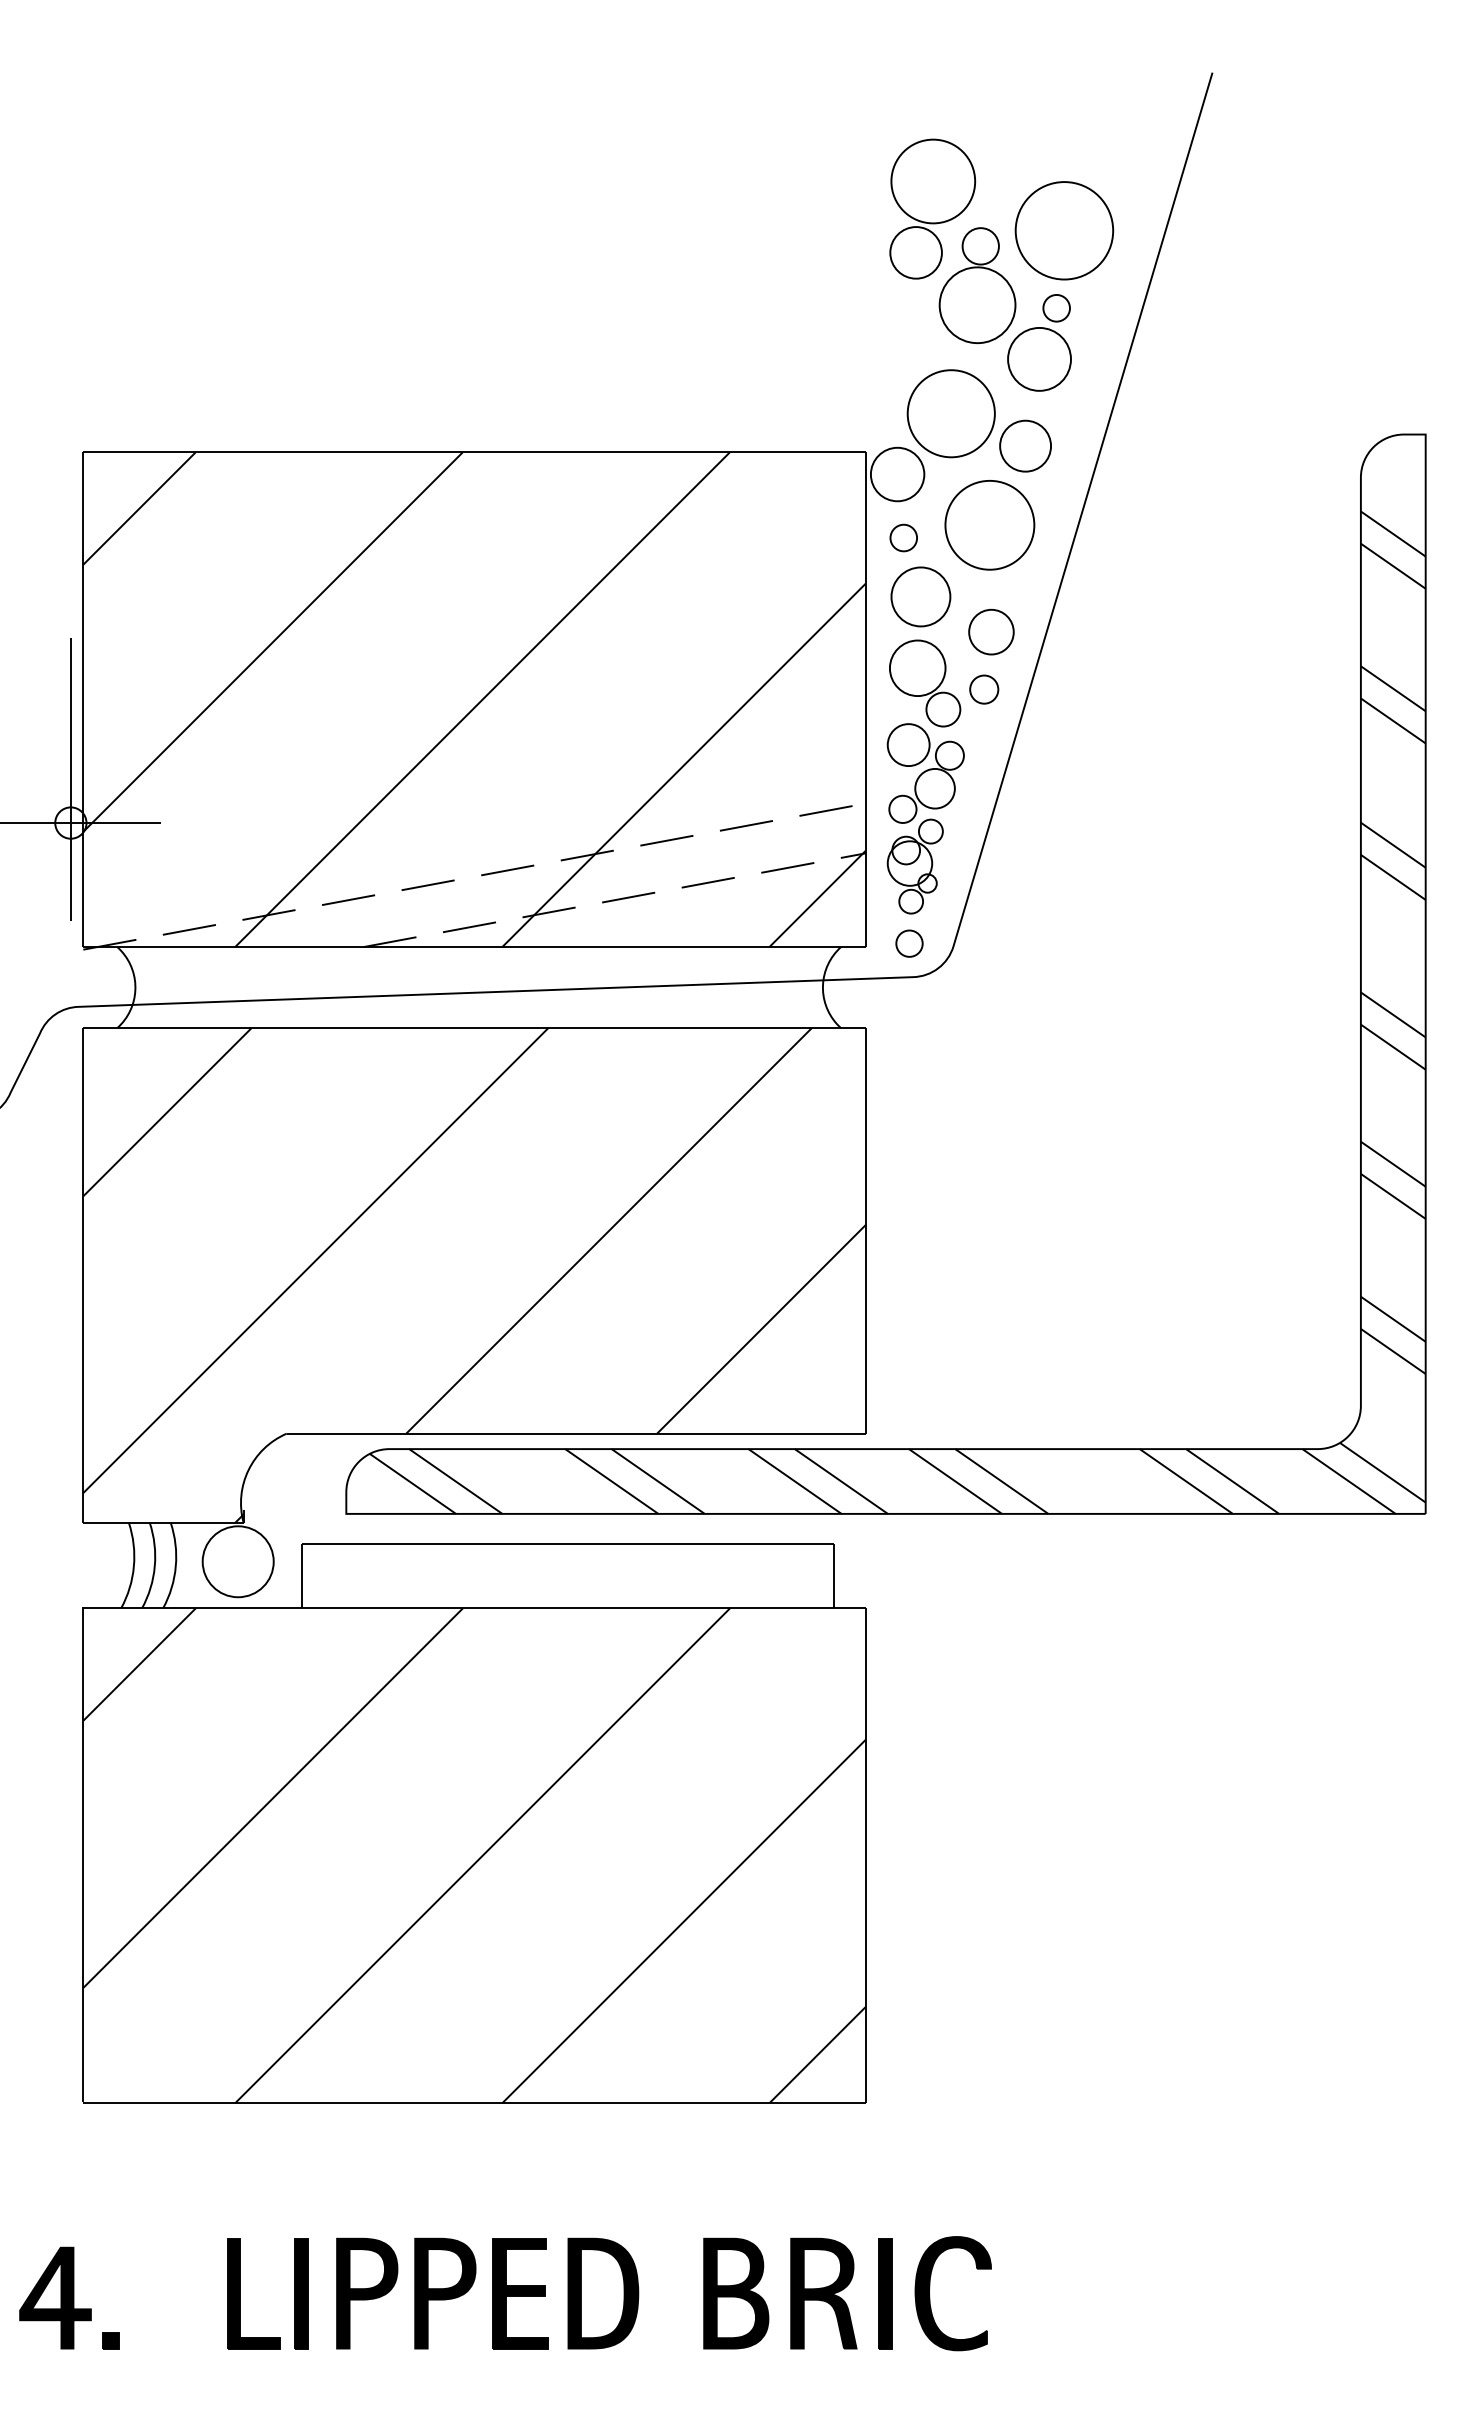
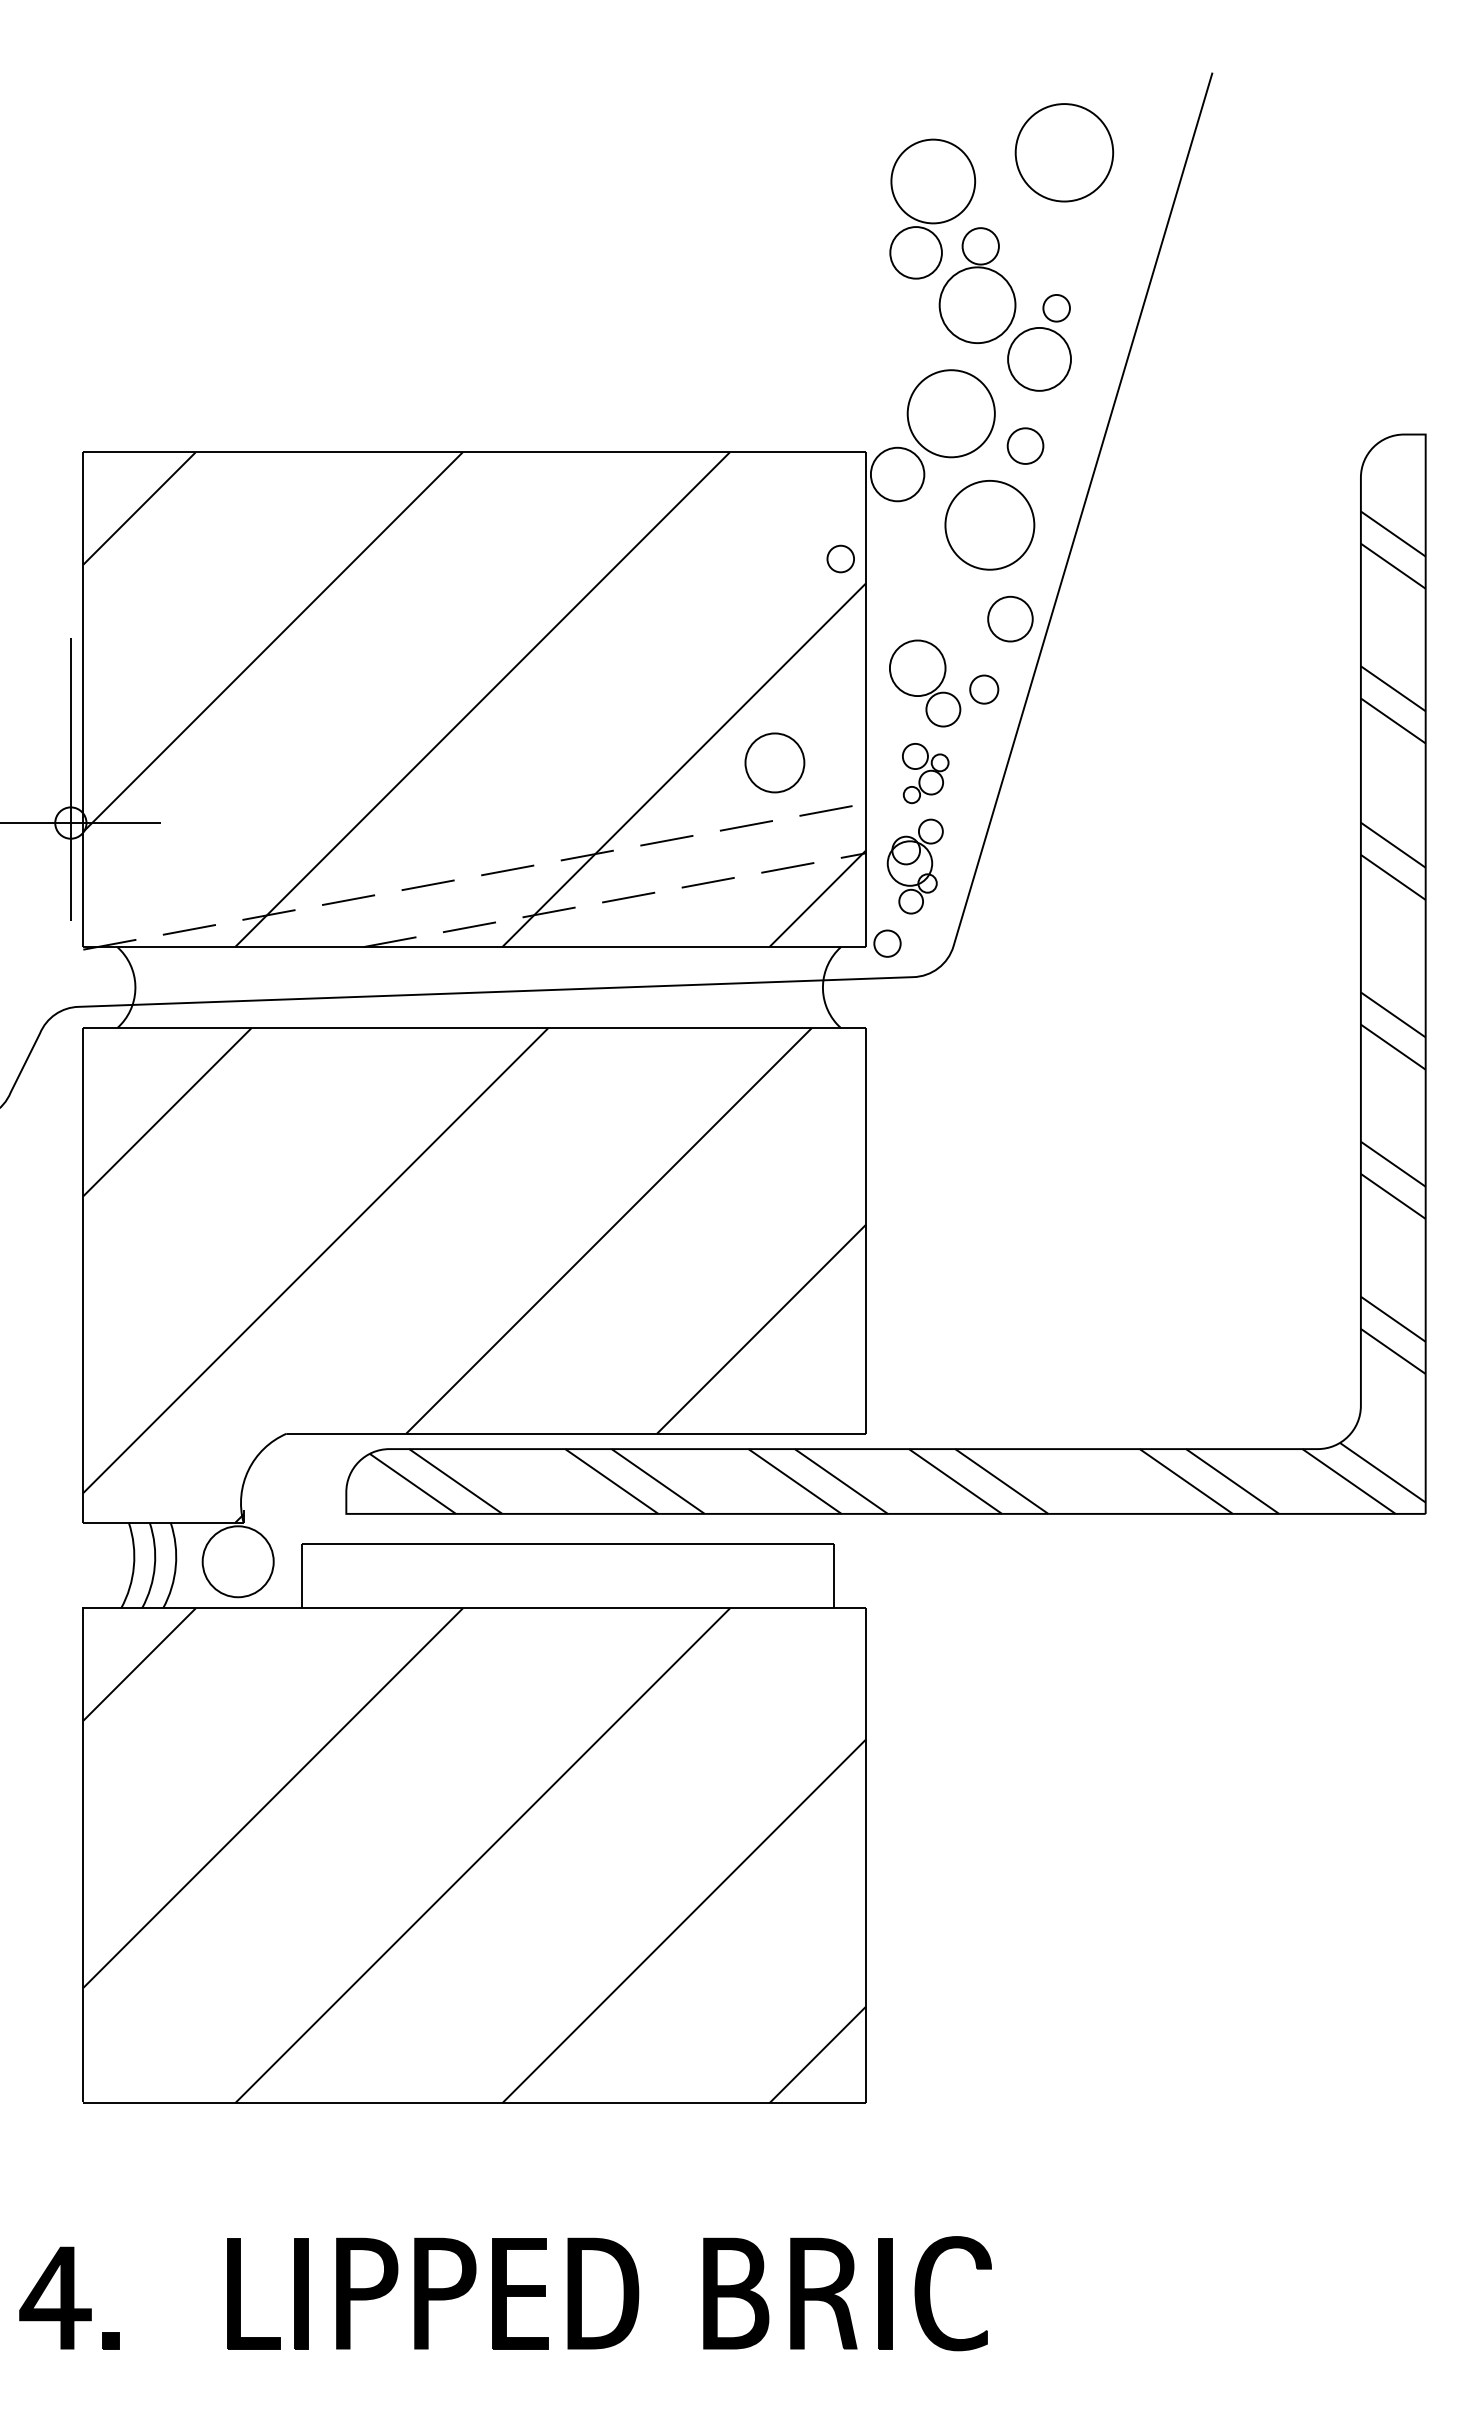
part position: (1064, 230) -> (1064, 152) (1064, 152)
part size: 53x54 px -> 39x38 px (1025, 445)
part position: (903, 537) -> (840, 558) (840, 558)
part position: (920, 596) -> (774, 762) (774, 762)
part position: (991, 631) -> (1010, 618) (1010, 618)
part size: 79x101 px -> 48x62 px (925, 773)
part position: (909, 943) -> (887, 943) (887, 943)
